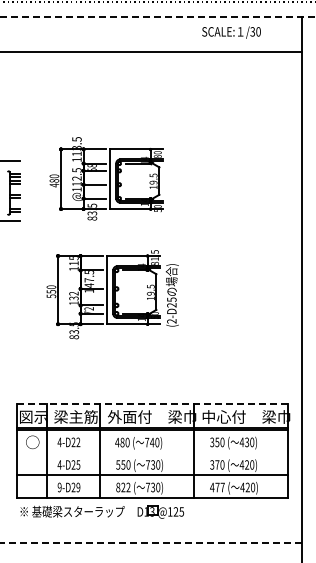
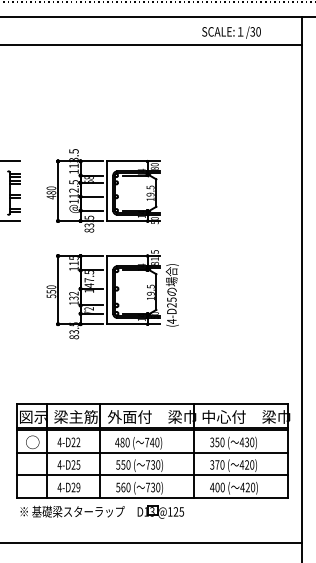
line: dashed -> solid (158, 16)
line position: (151, 52) -> (151, 45) (151, 45)
part position: (106, 178) -> (103, 190) (103, 190)
text: (2-D25 -> (4-D25 (171, 321)
line: dashed -> solid (152, 403)
line: none -> present (151, 452)
text: 9-D29 -> 4-D29 (59, 487)
text: 822 -> 560 (123, 487)
text: 477 -> 400 (219, 487)
line: dashed -> solid (151, 543)
